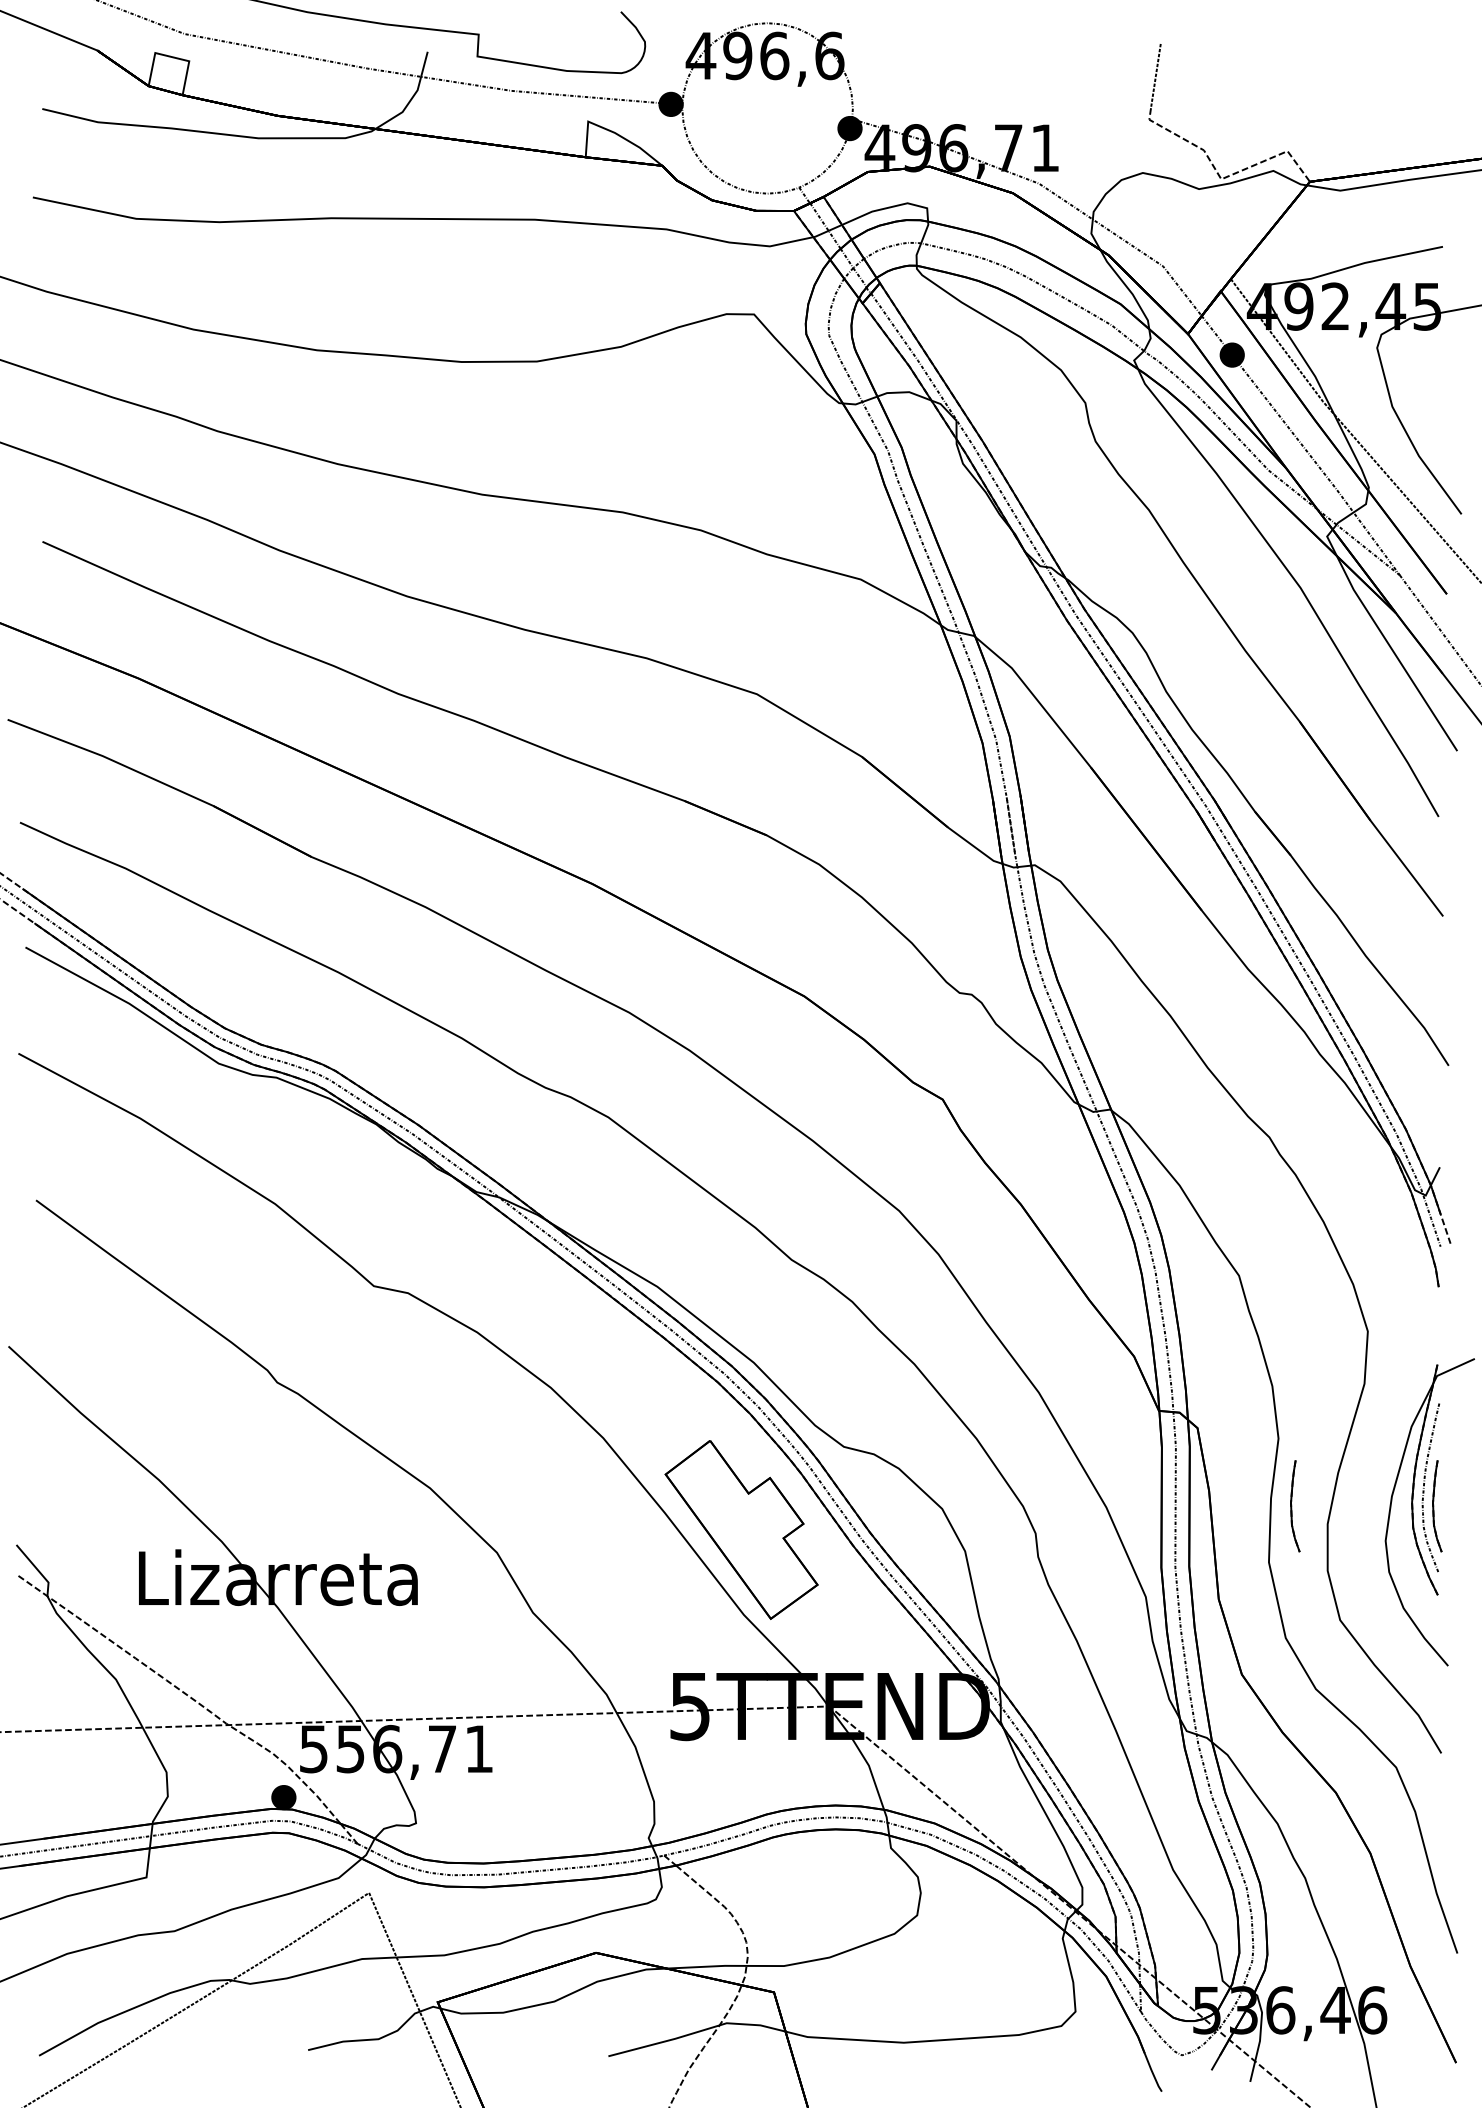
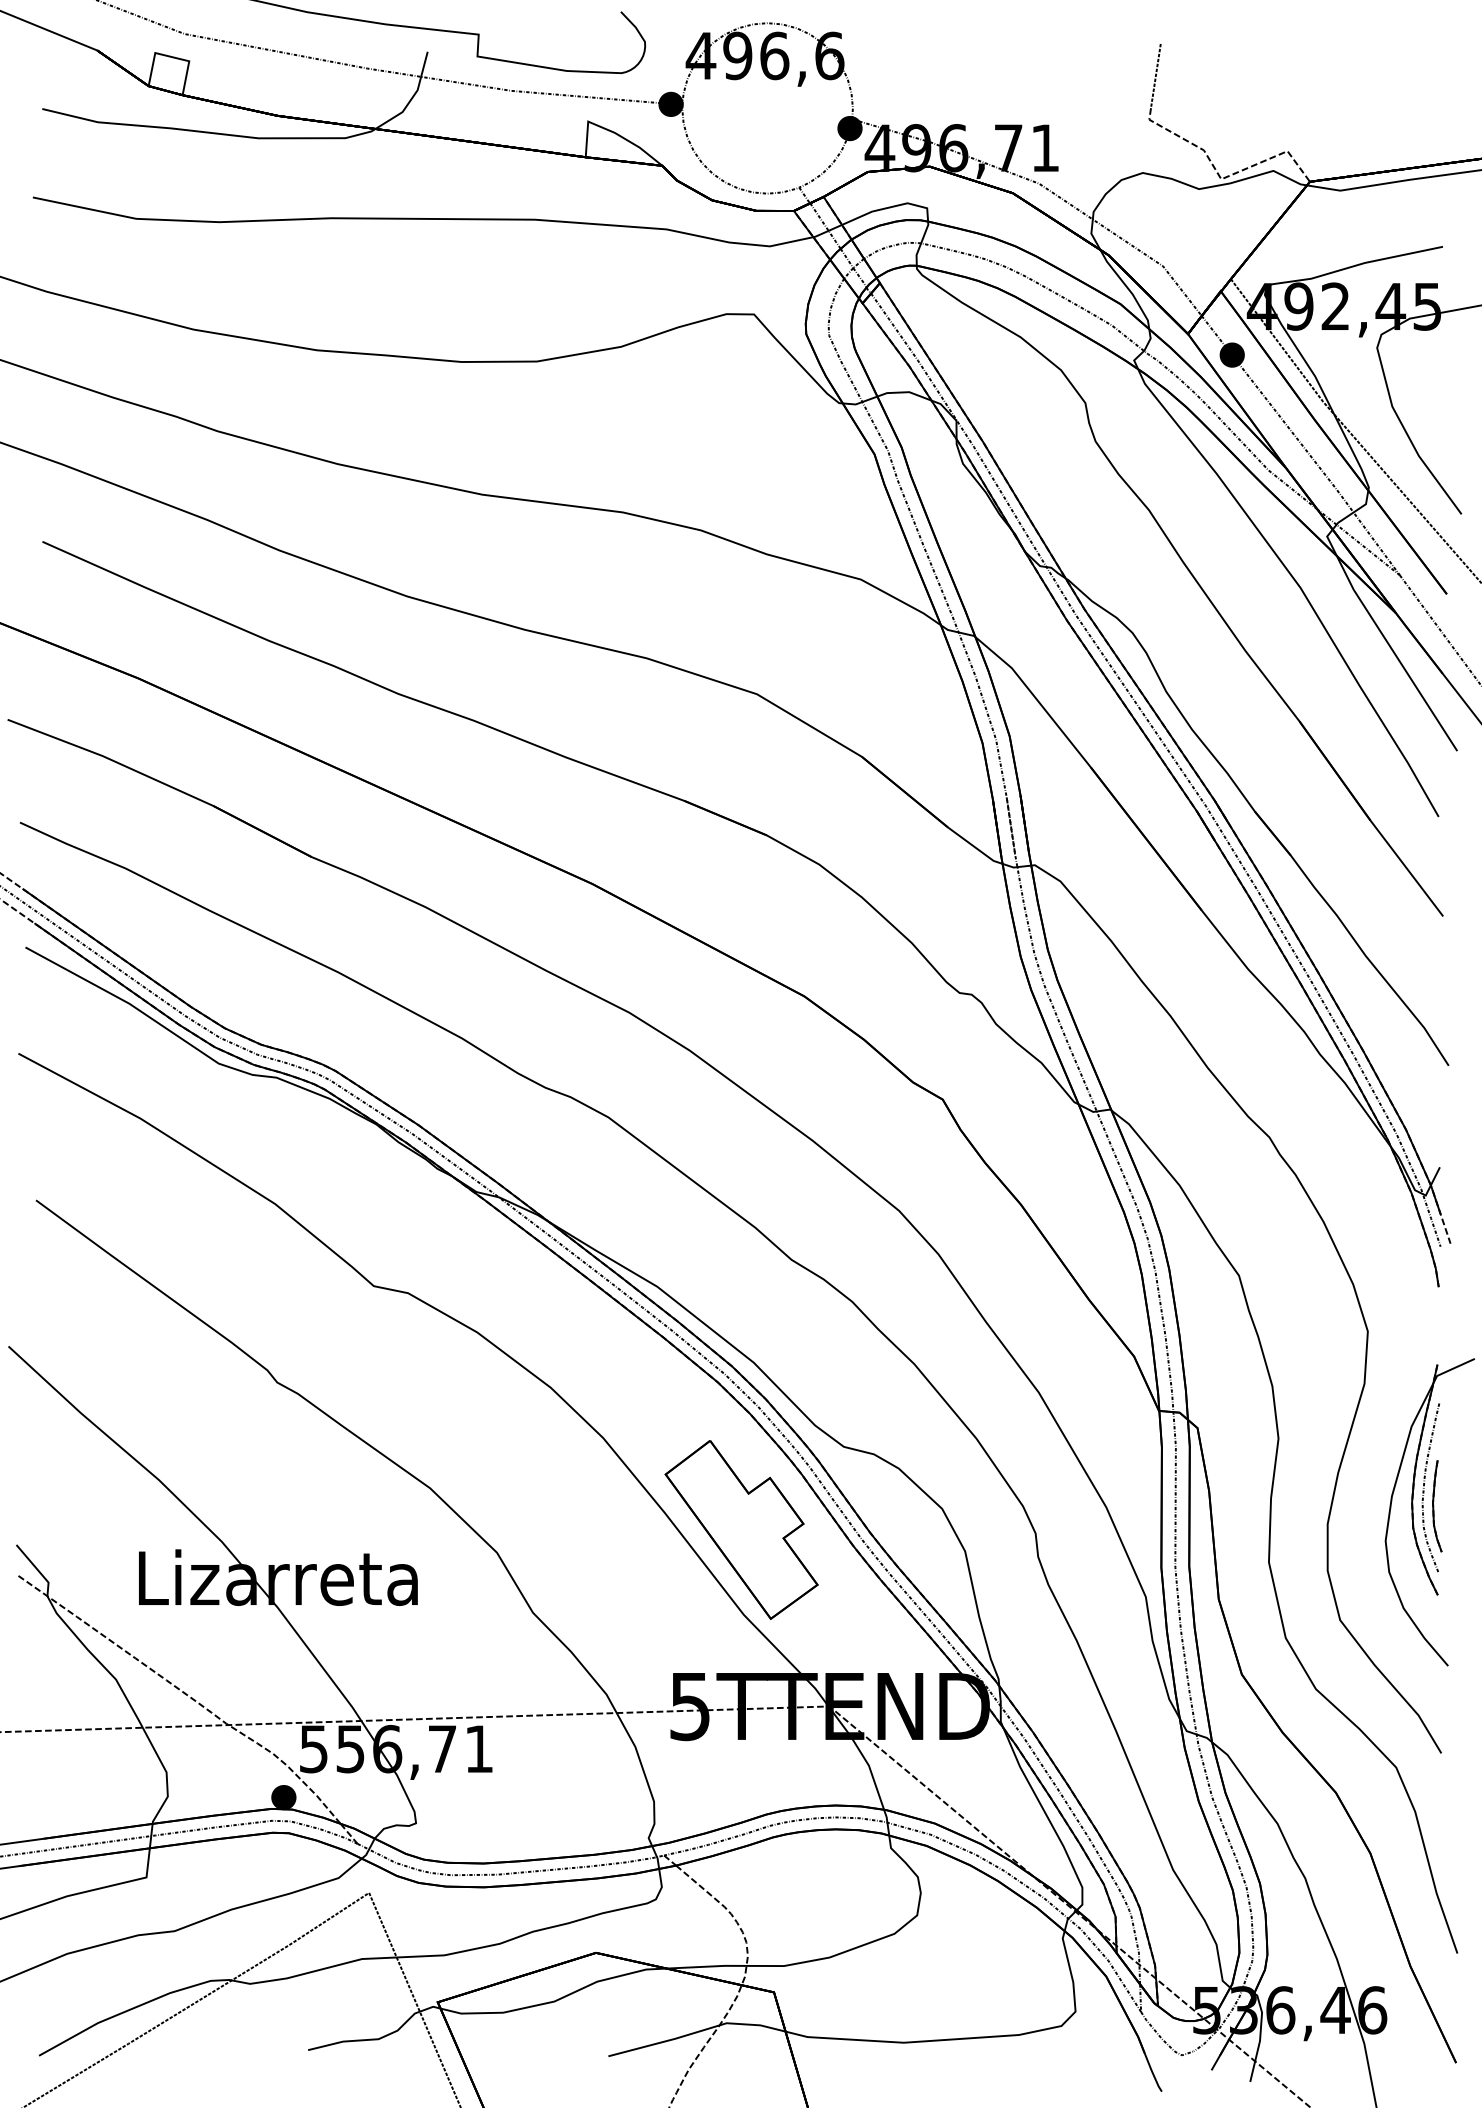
part: present -> none (1295, 1506)
